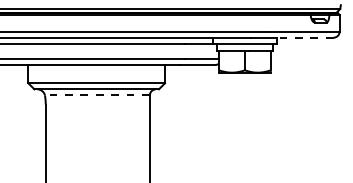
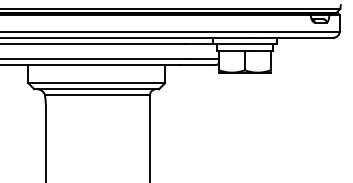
line: dashed -> solid (304, 37)
line: dashed -> solid (96, 95)
